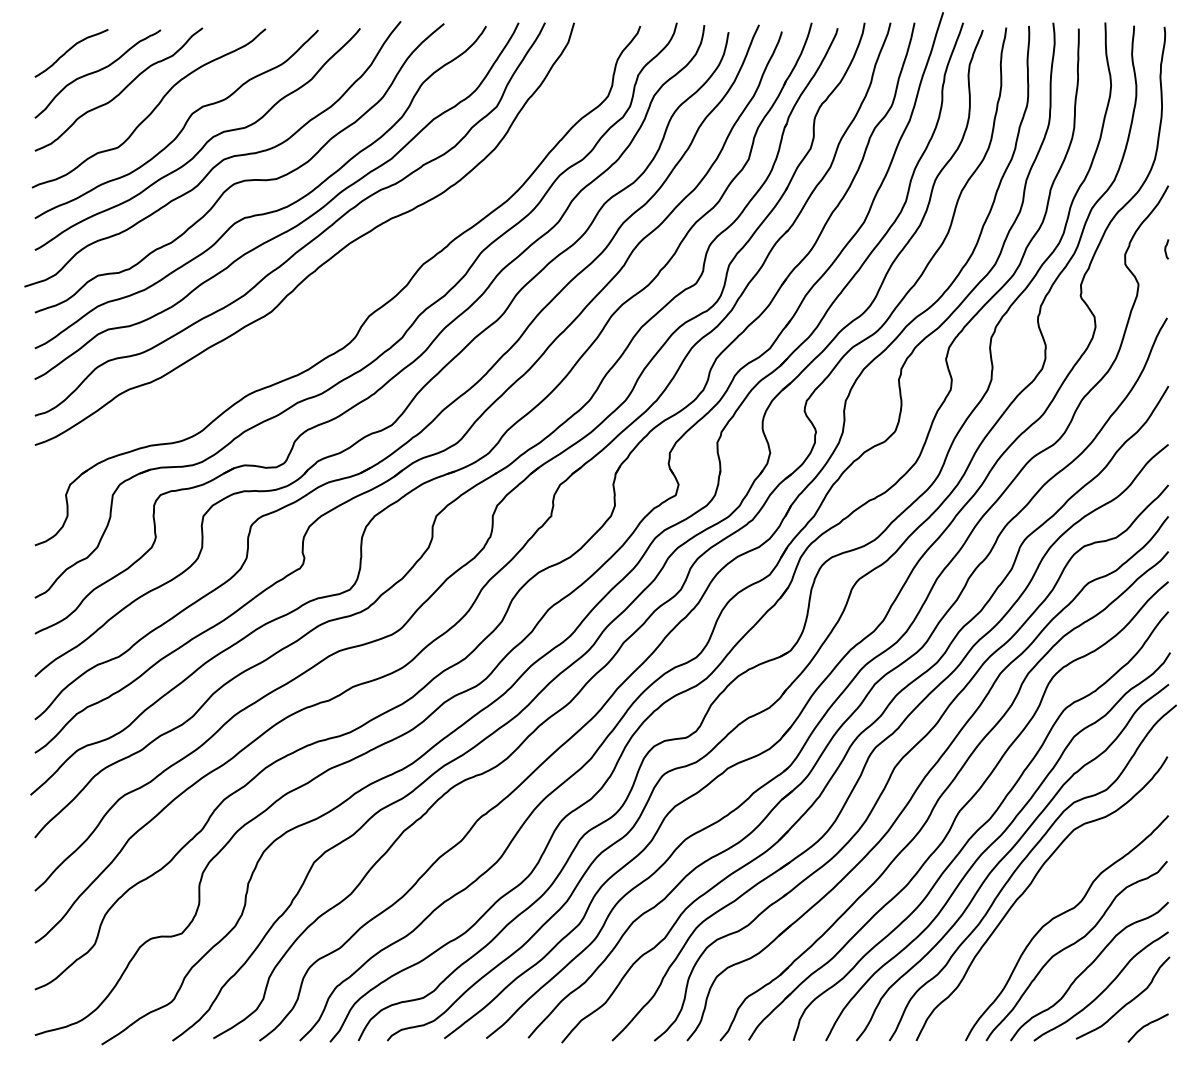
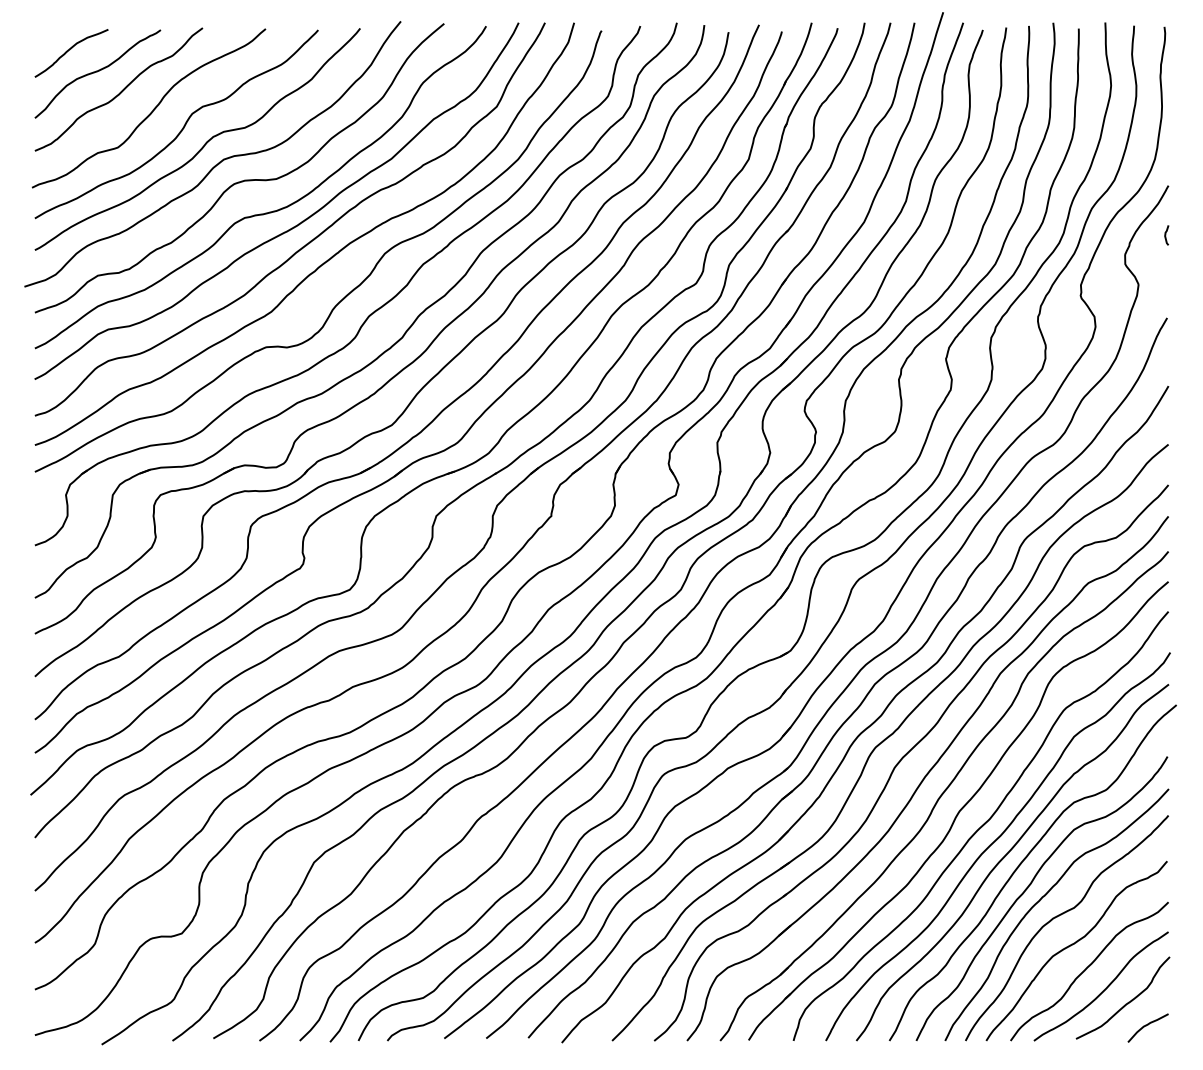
curve position: (1166, 249) -> (1166, 235) (1166, 235)
curve: none -> present (353, 288)
curve: none -> present (1040, 901)
